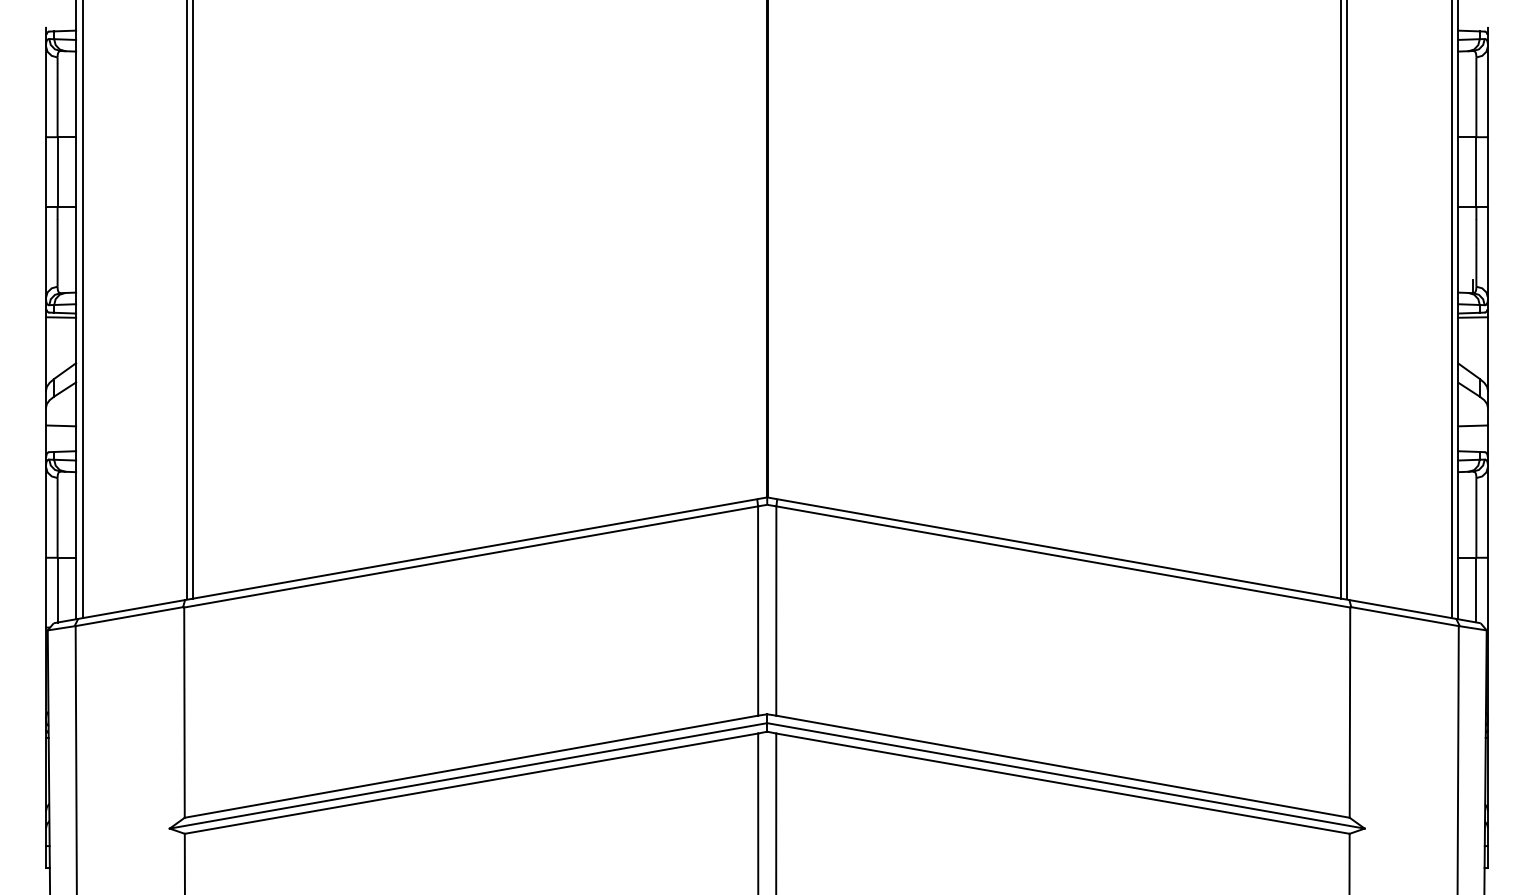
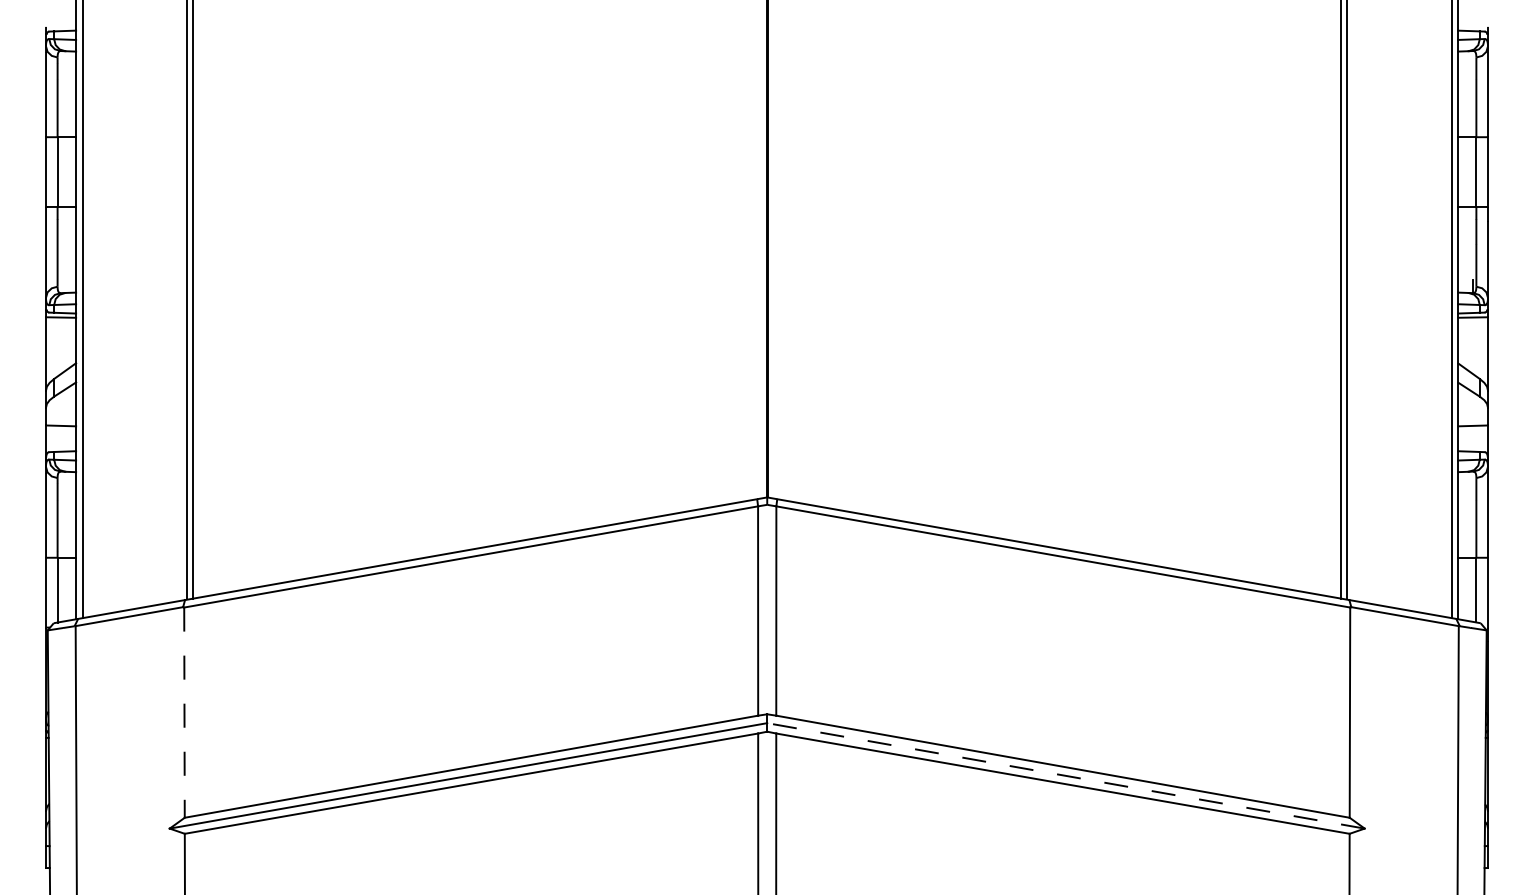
line: solid -> dashed (184, 713)
line: solid -> dashed (1065, 775)
